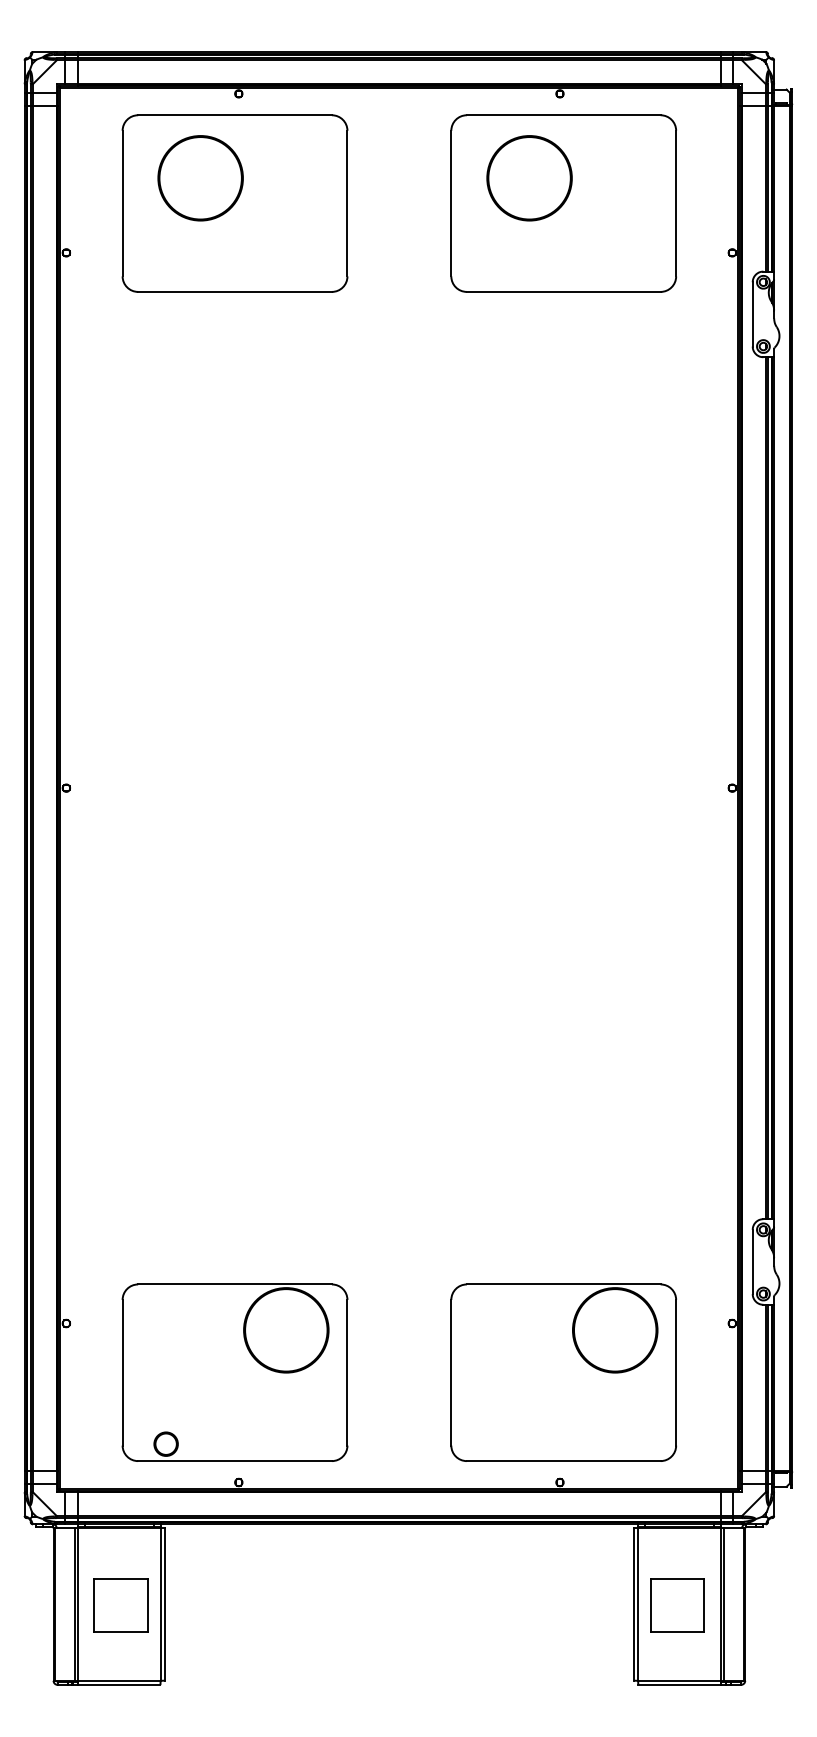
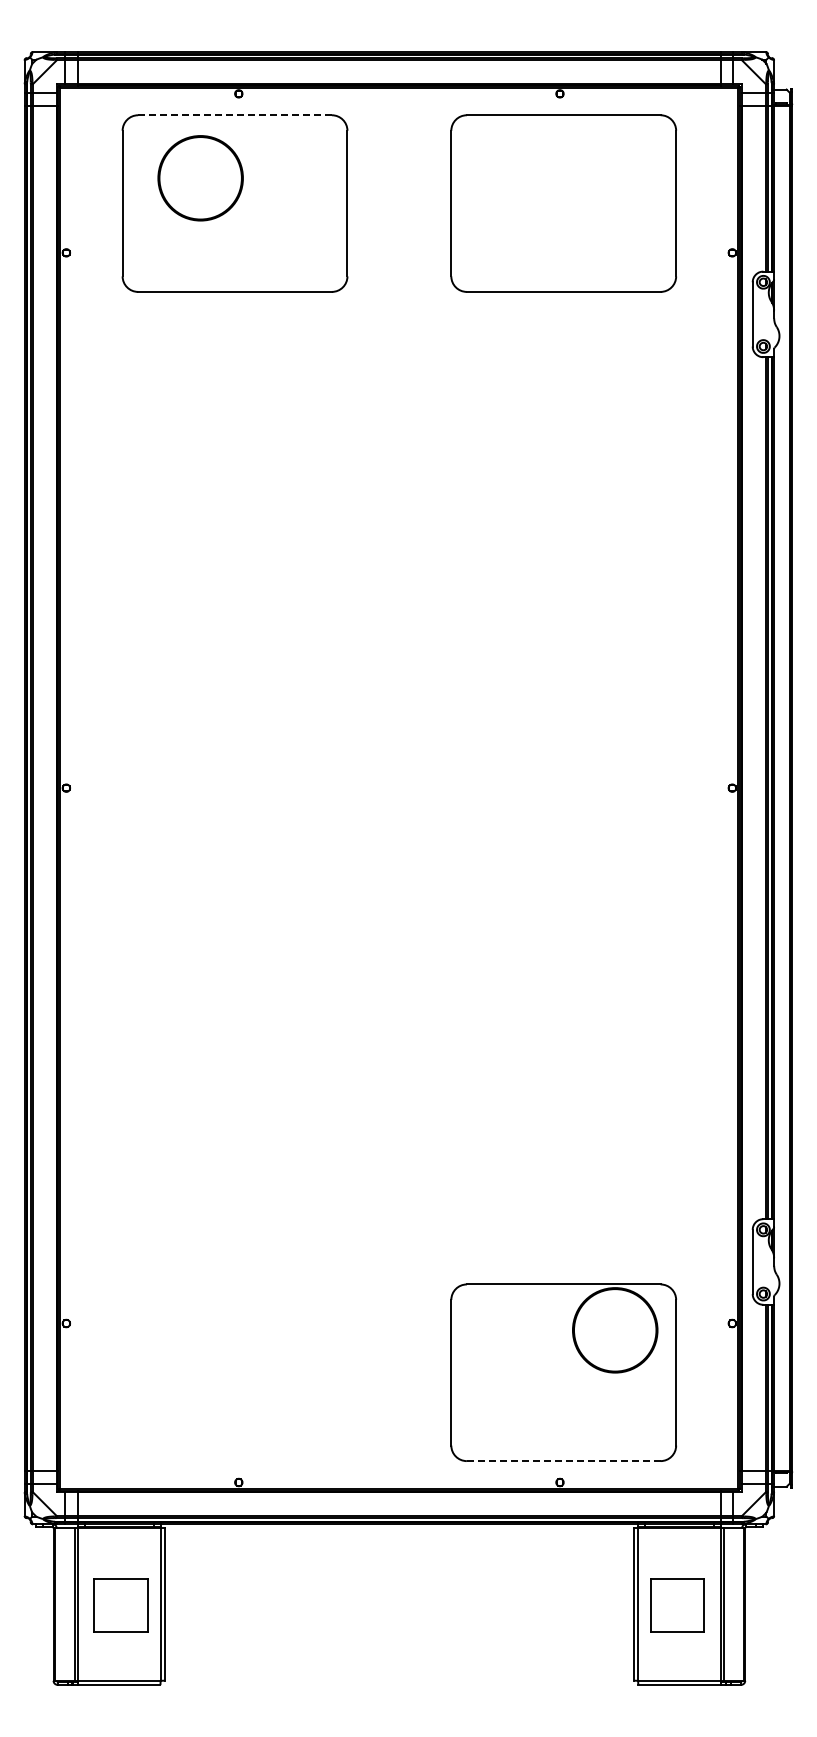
line: solid -> dashed (235, 115)
circle: present -> none (529, 178)
part: present -> none (234, 1372)
line: solid -> dashed (563, 1461)
